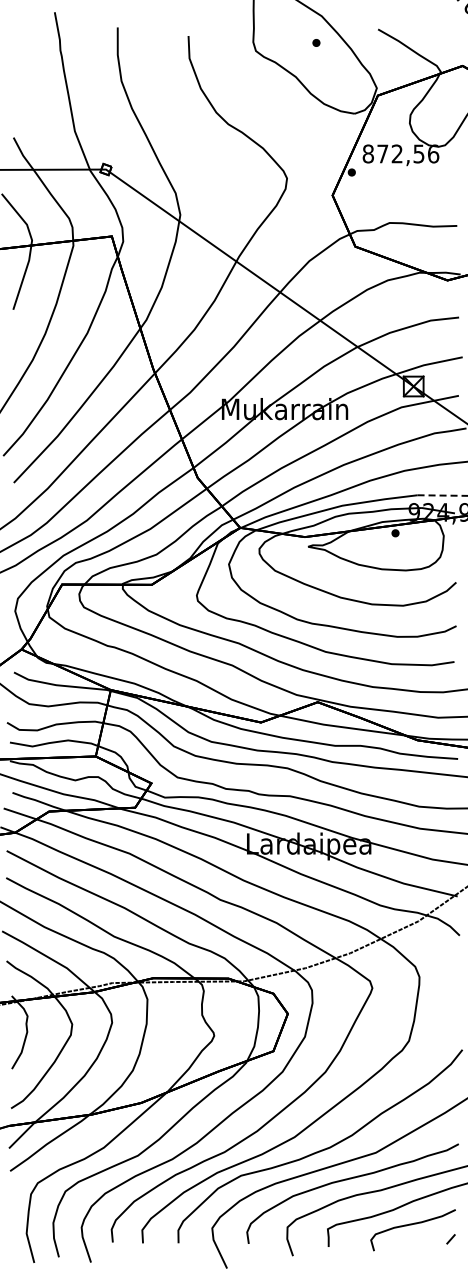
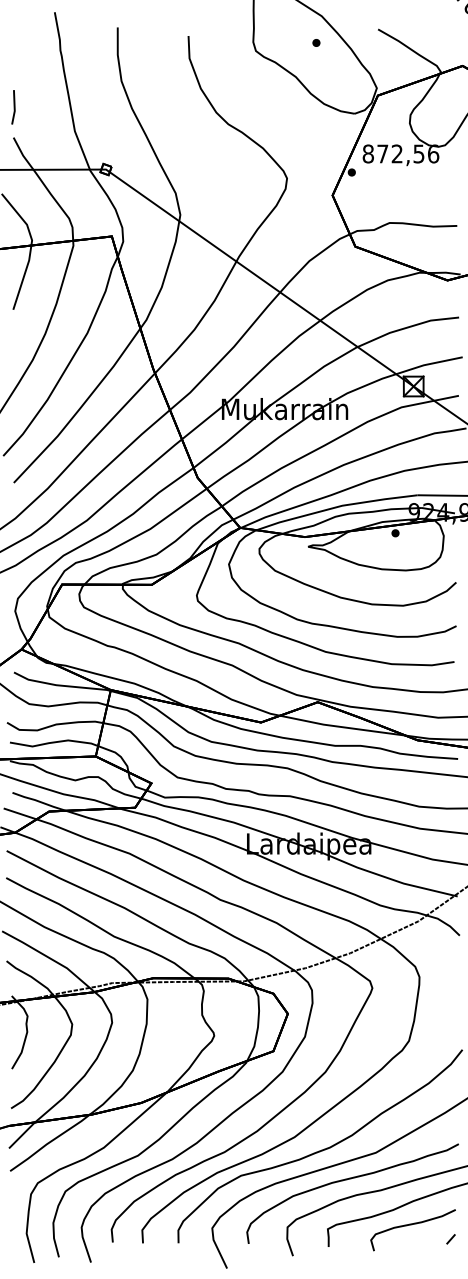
line: none -> present (13, 107)
line: dashed -> solid (442, 495)
